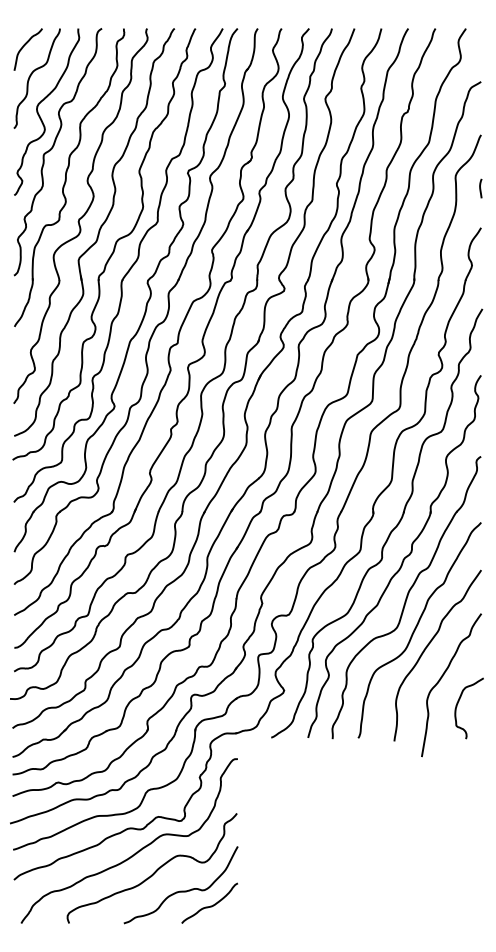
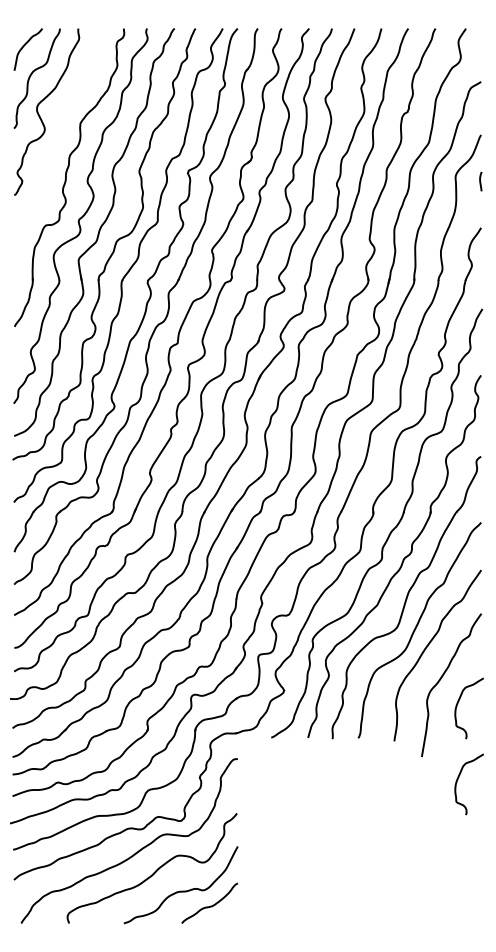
curve: present -> none (52, 149)
line position: (480, 188) -> (480, 181) (480, 181)
curve: none -> present (457, 783)
